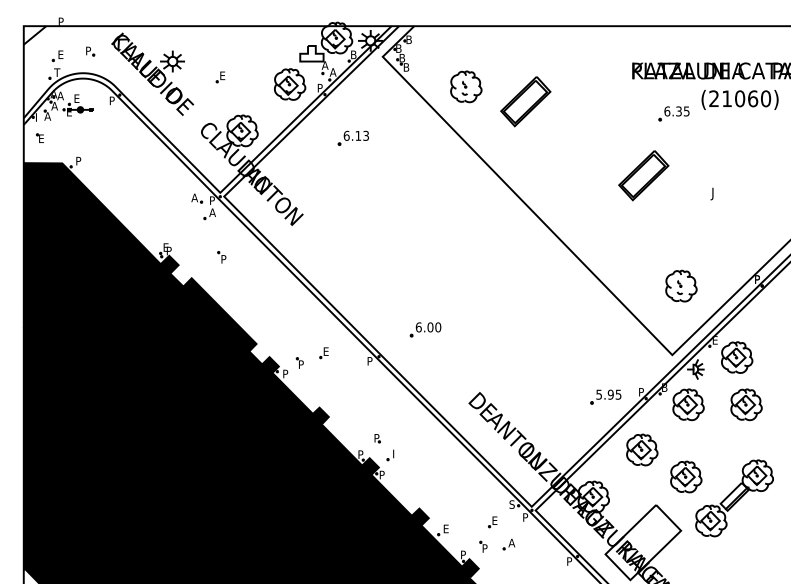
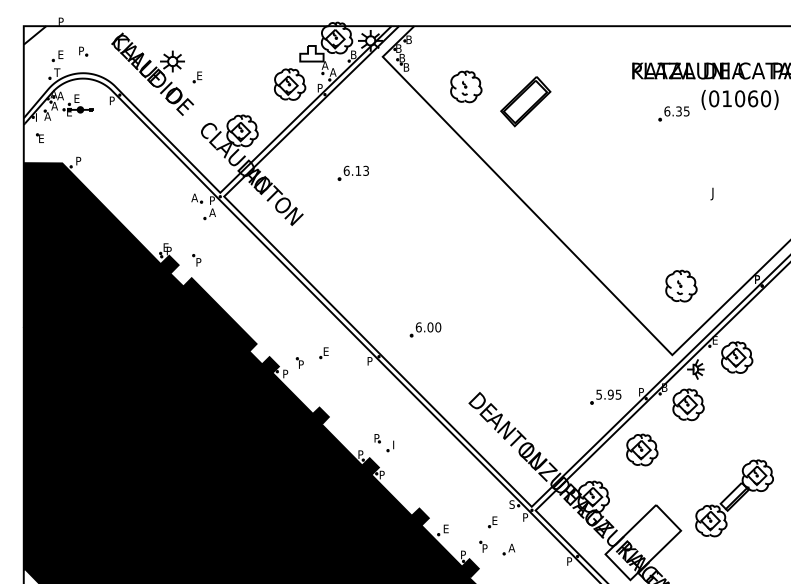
part position: (90, 51) -> (83, 51) (83, 51)
part position: (220, 77) -> (197, 77) (197, 77)
text: (21060) -> (01060) (714, 98)
part position: (352, 137) -> (352, 172) (352, 172)
part: present -> none (643, 175)
part position: (221, 257) -> (196, 260) (196, 260)
part: present -> none (746, 404)
part position: (390, 455) -> (390, 446) (390, 446)
part: present -> none (686, 476)
part position: (508, 544) -> (508, 549) (508, 549)
